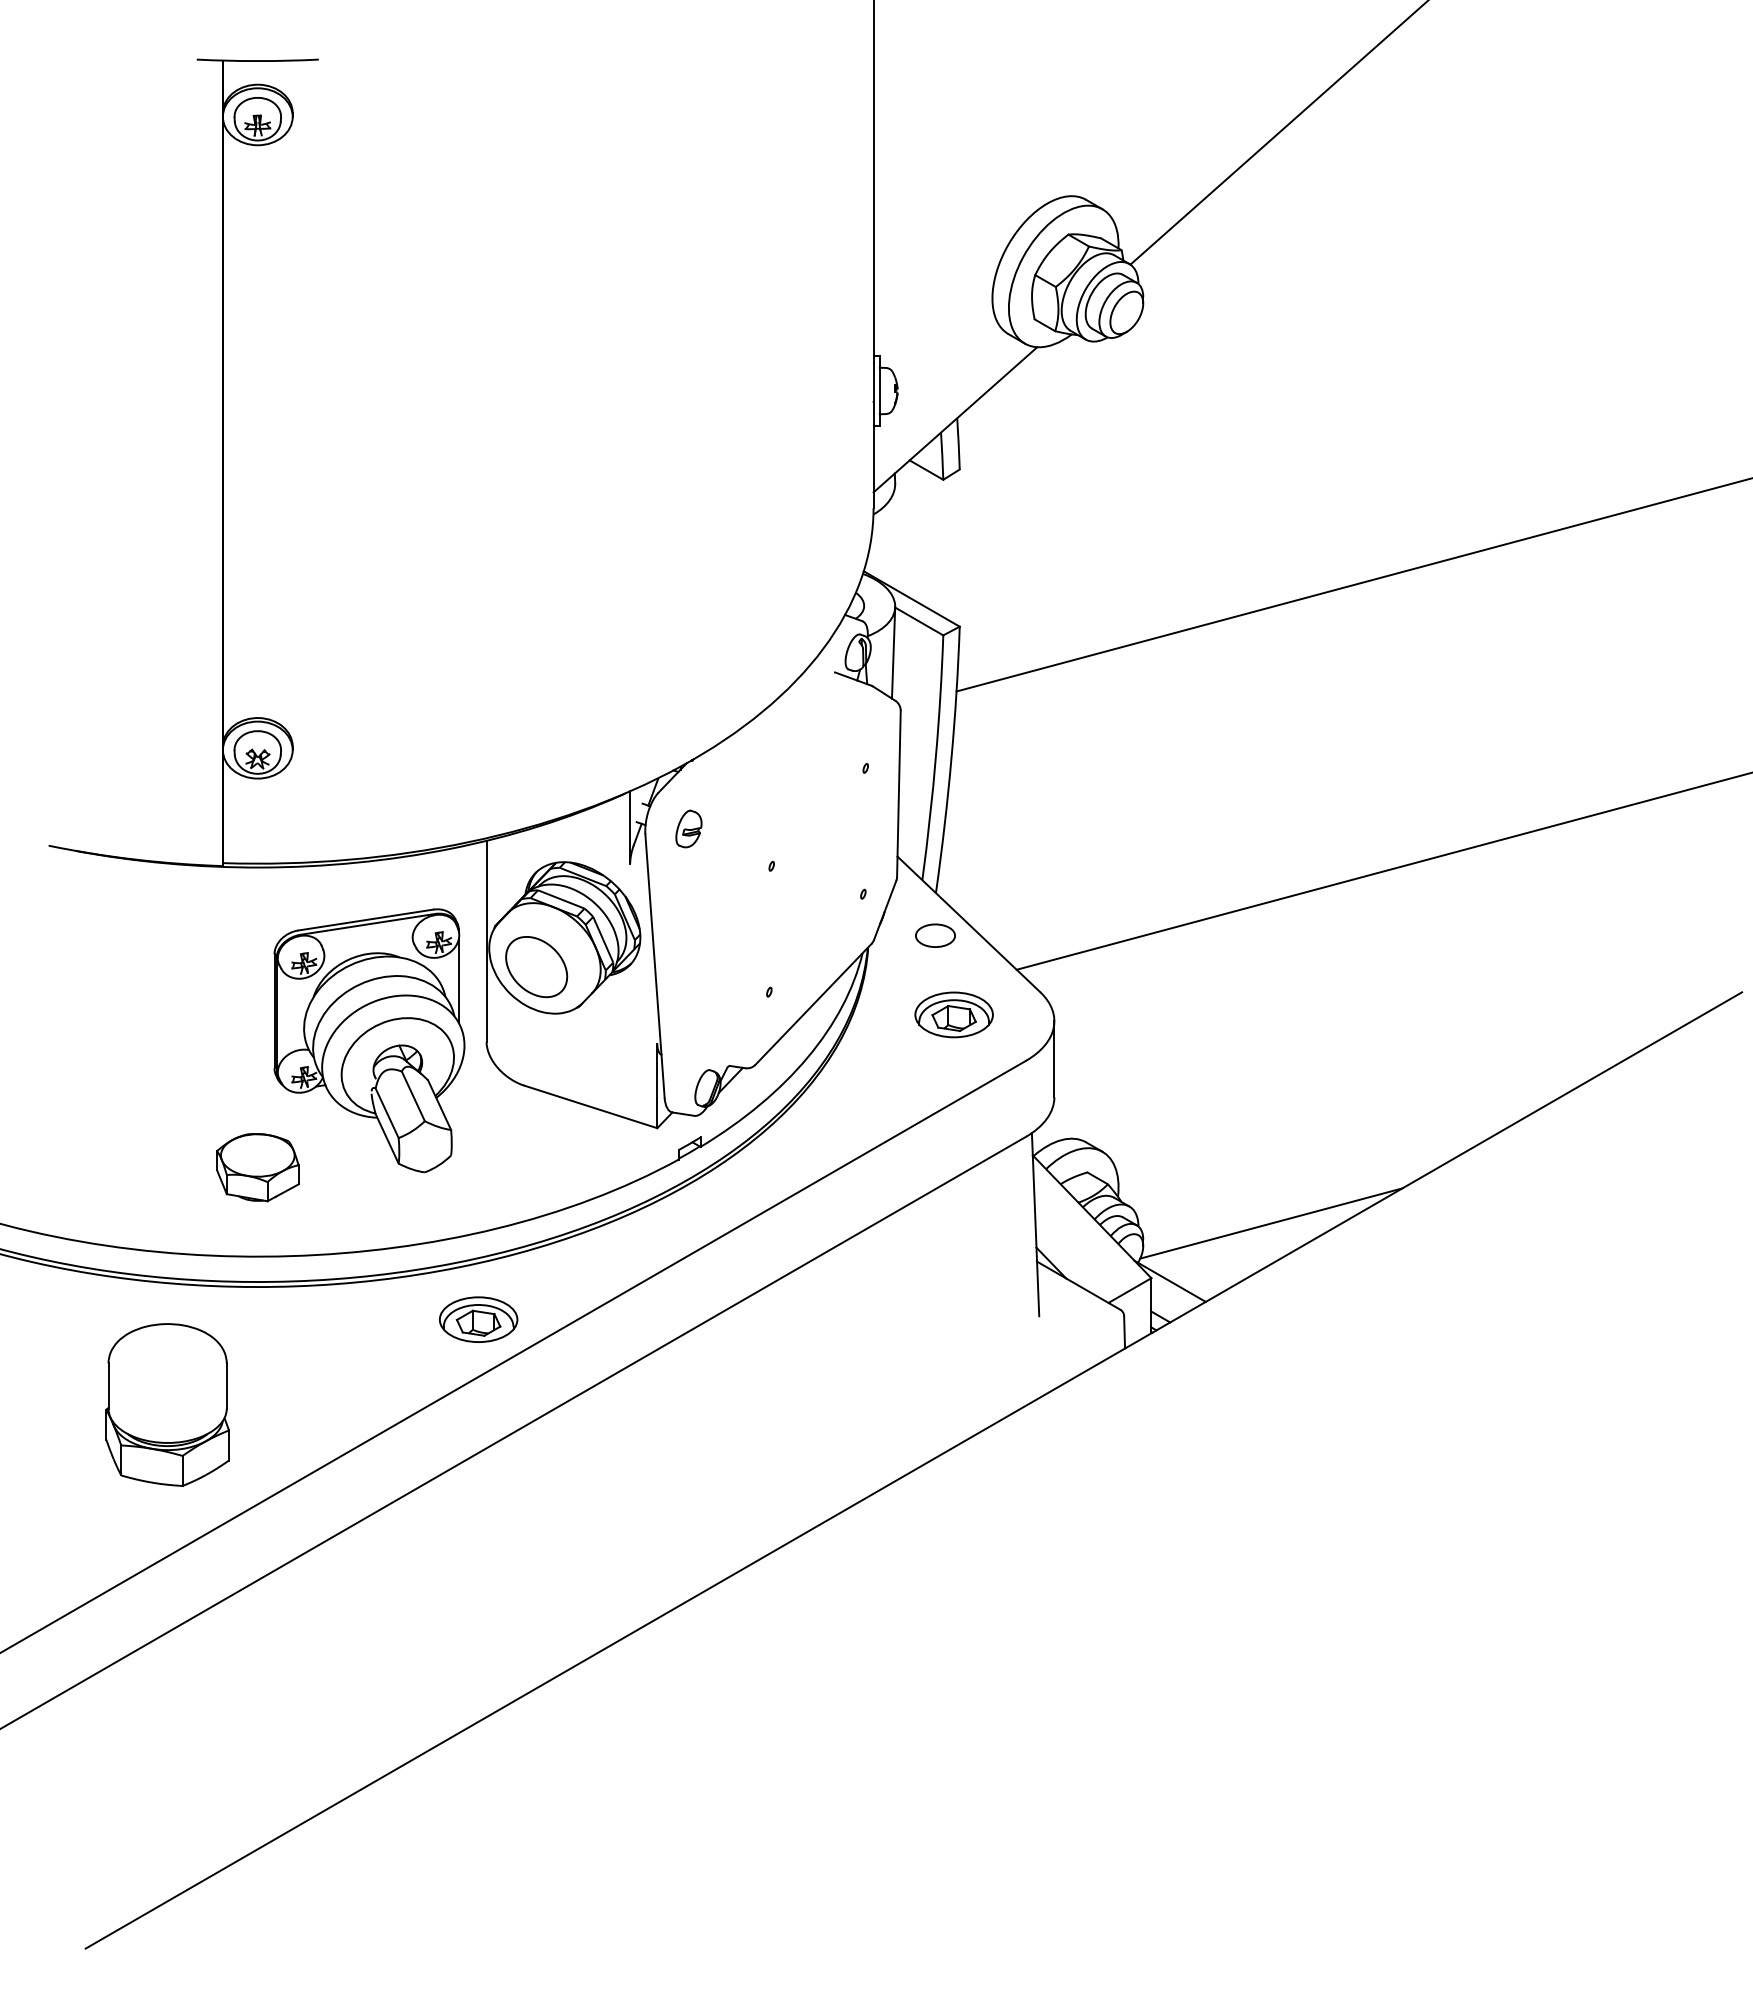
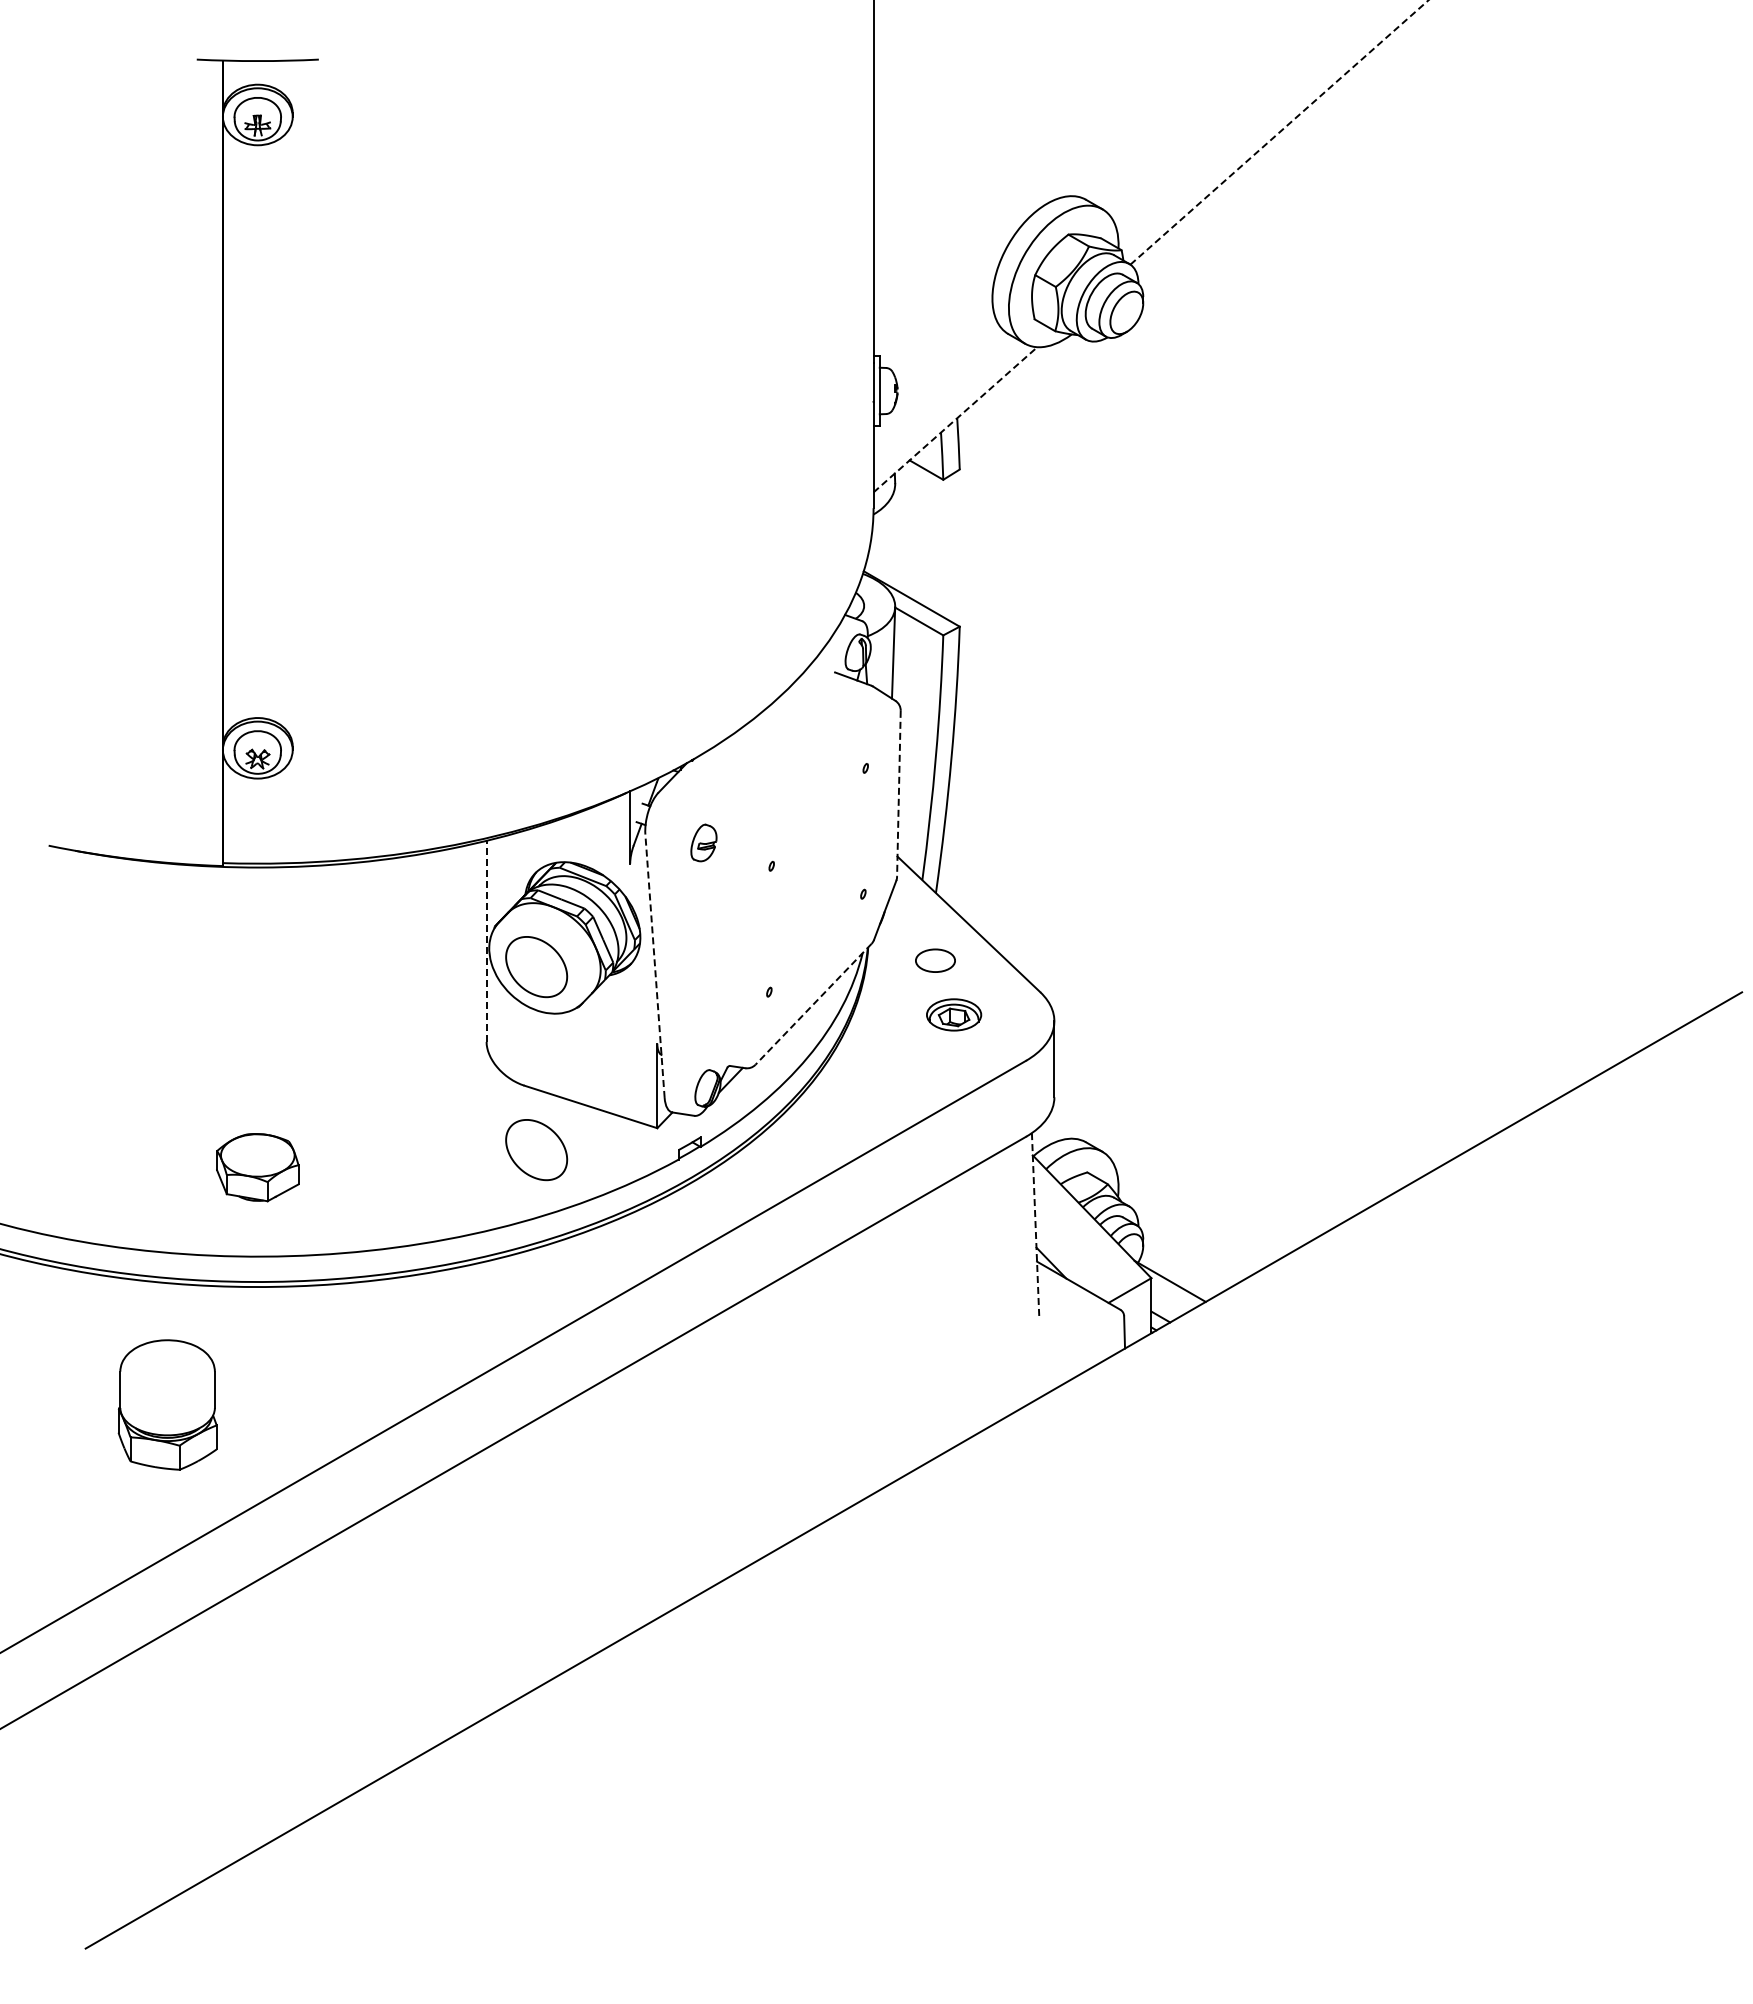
line: solid -> dashed (1279, 132)
line: solid -> dashed (955, 419)
line: present -> none (1352, 584)
line: solid -> dashed (898, 794)
part position: (688, 828) -> (703, 842) (703, 842)
line: present -> none (1382, 871)
part position: (935, 935) -> (935, 960) (935, 960)
line: solid -> dashed (486, 941)
line: solid -> dashed (654, 965)
line: solid -> dashed (813, 1004)
part size: 80x48 px -> 57x34 px (954, 1014)
part: present -> none (369, 1040)
part: none -> present (536, 1150)
line: present -> none (1271, 1223)
line: solid -> dashed (1035, 1224)
part: present -> none (478, 1319)
part size: 125x164 px -> 101x132 px (167, 1404)
